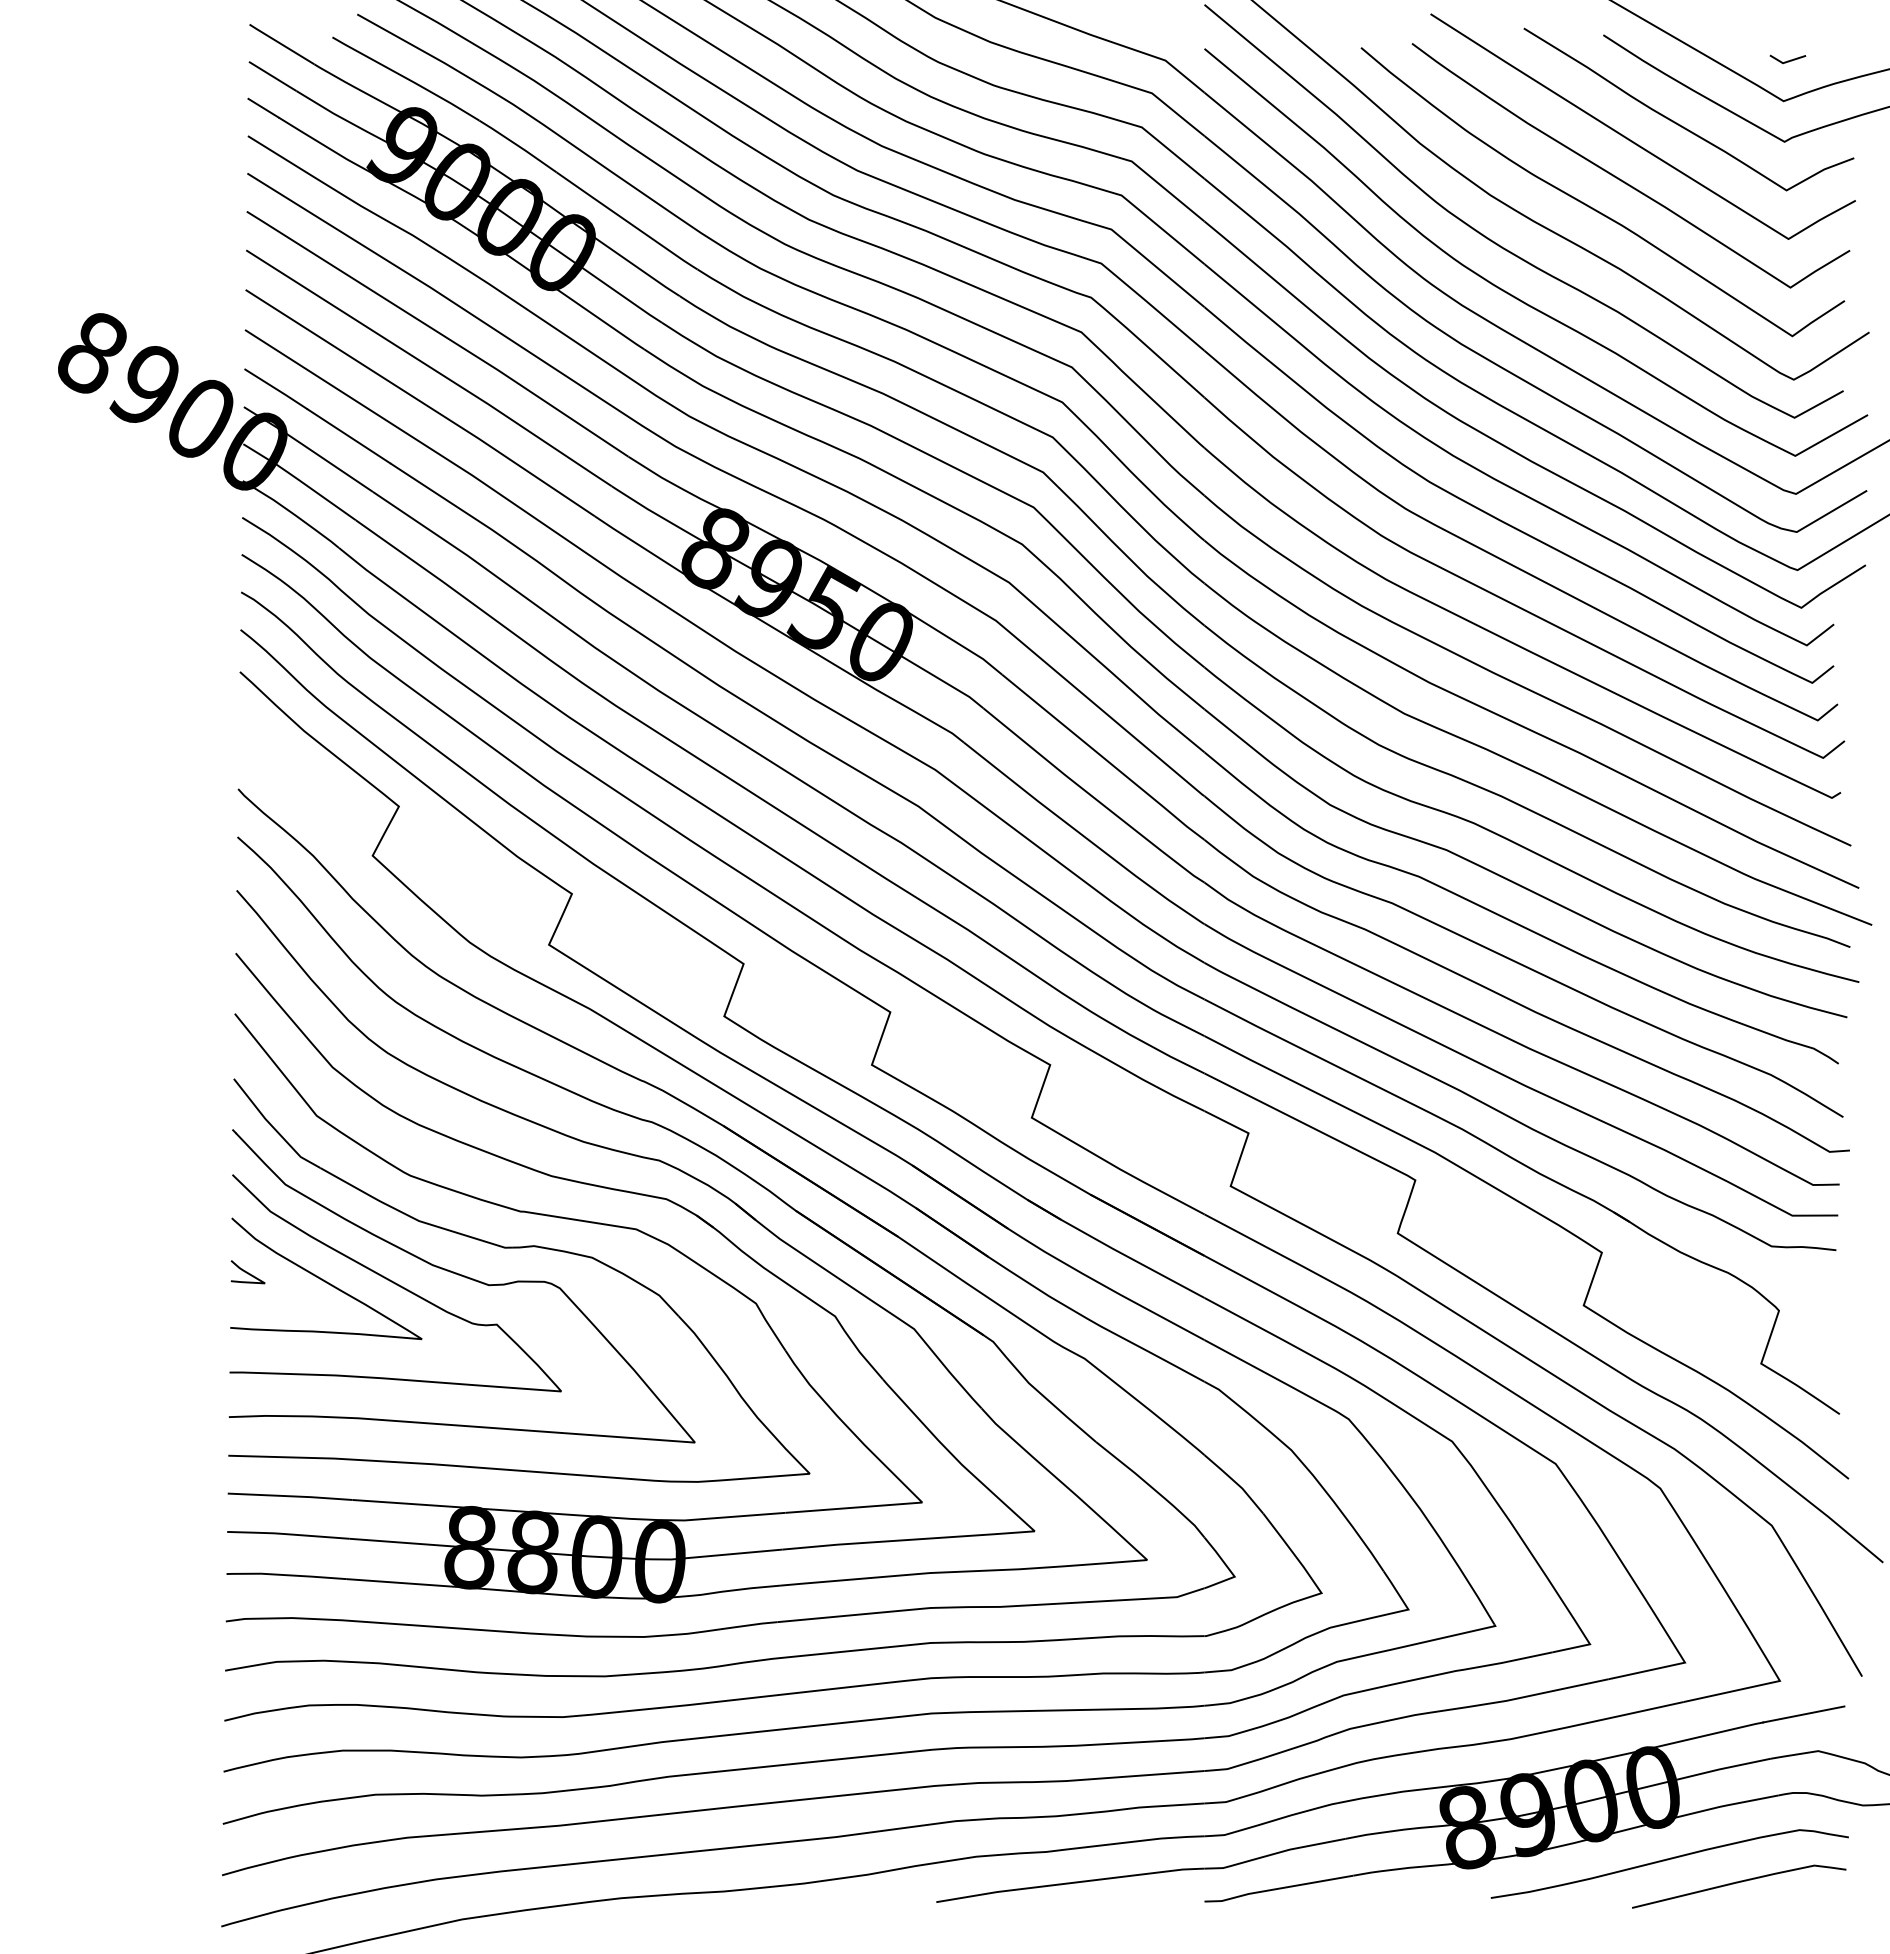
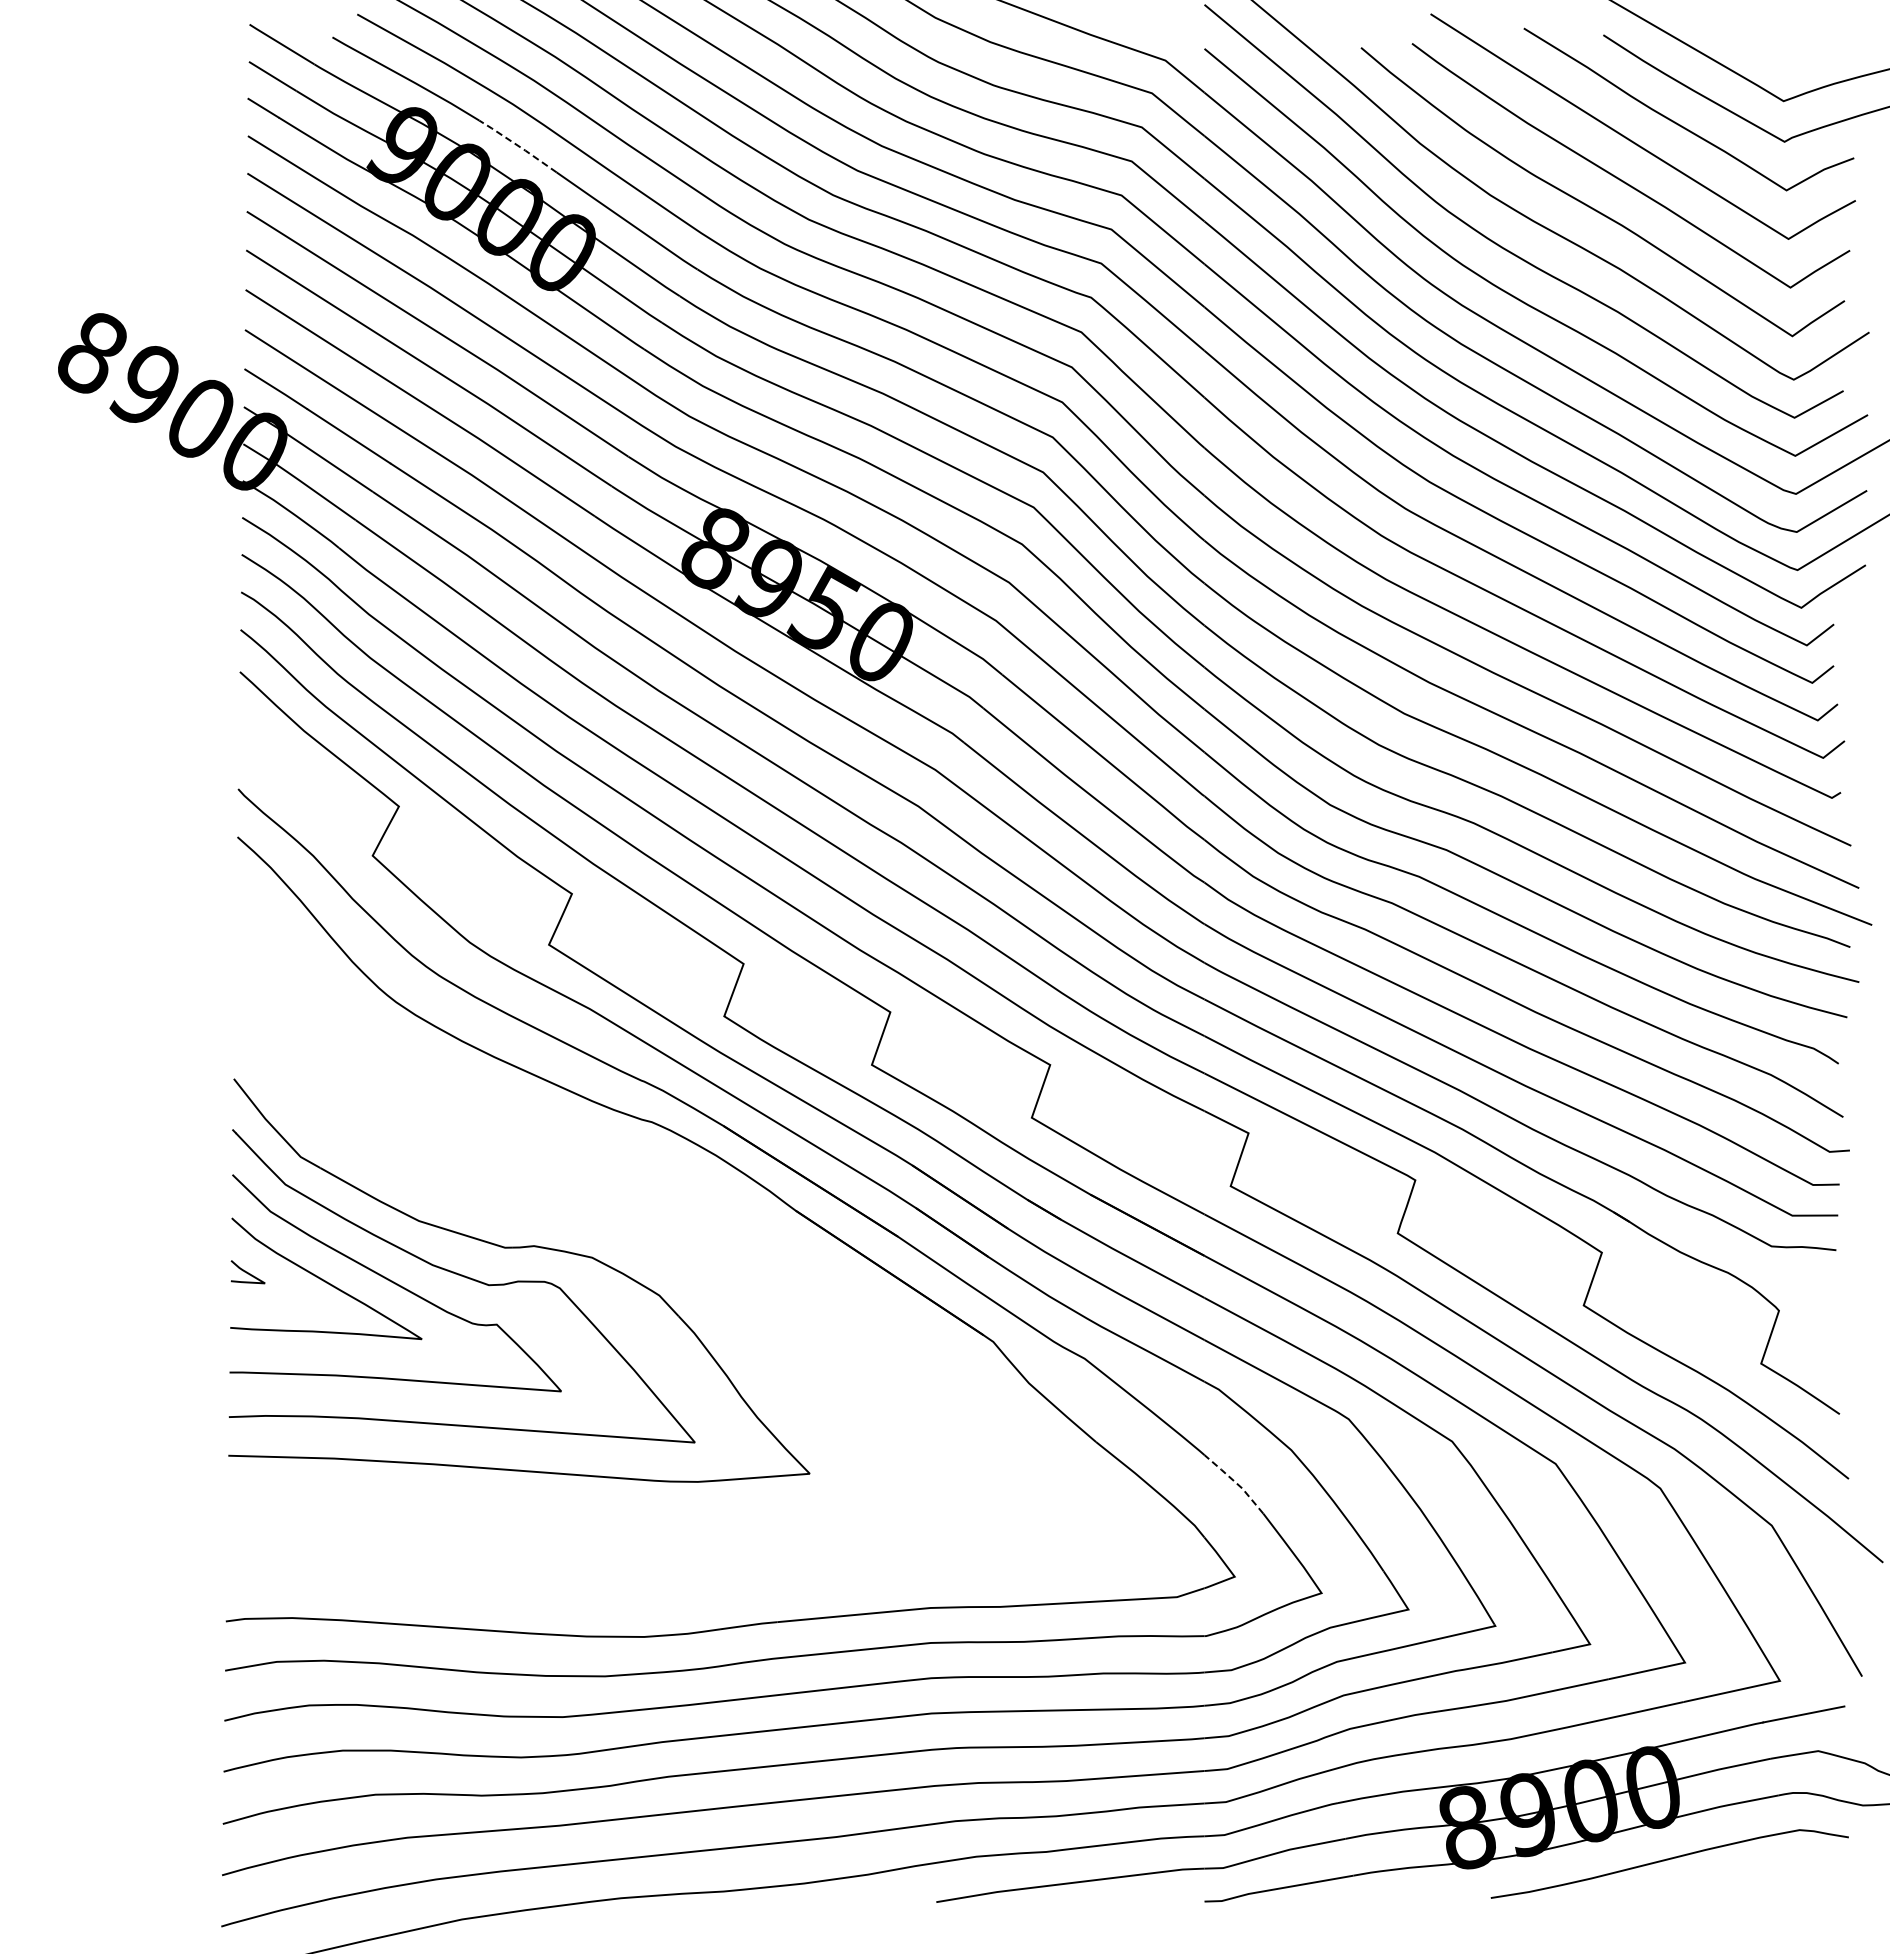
line: present -> none (1787, 60)
line: solid -> dashed (518, 145)
part: present -> none (682, 1252)
line: solid -> dashed (1235, 1481)
curve: present -> none (1738, 1883)
